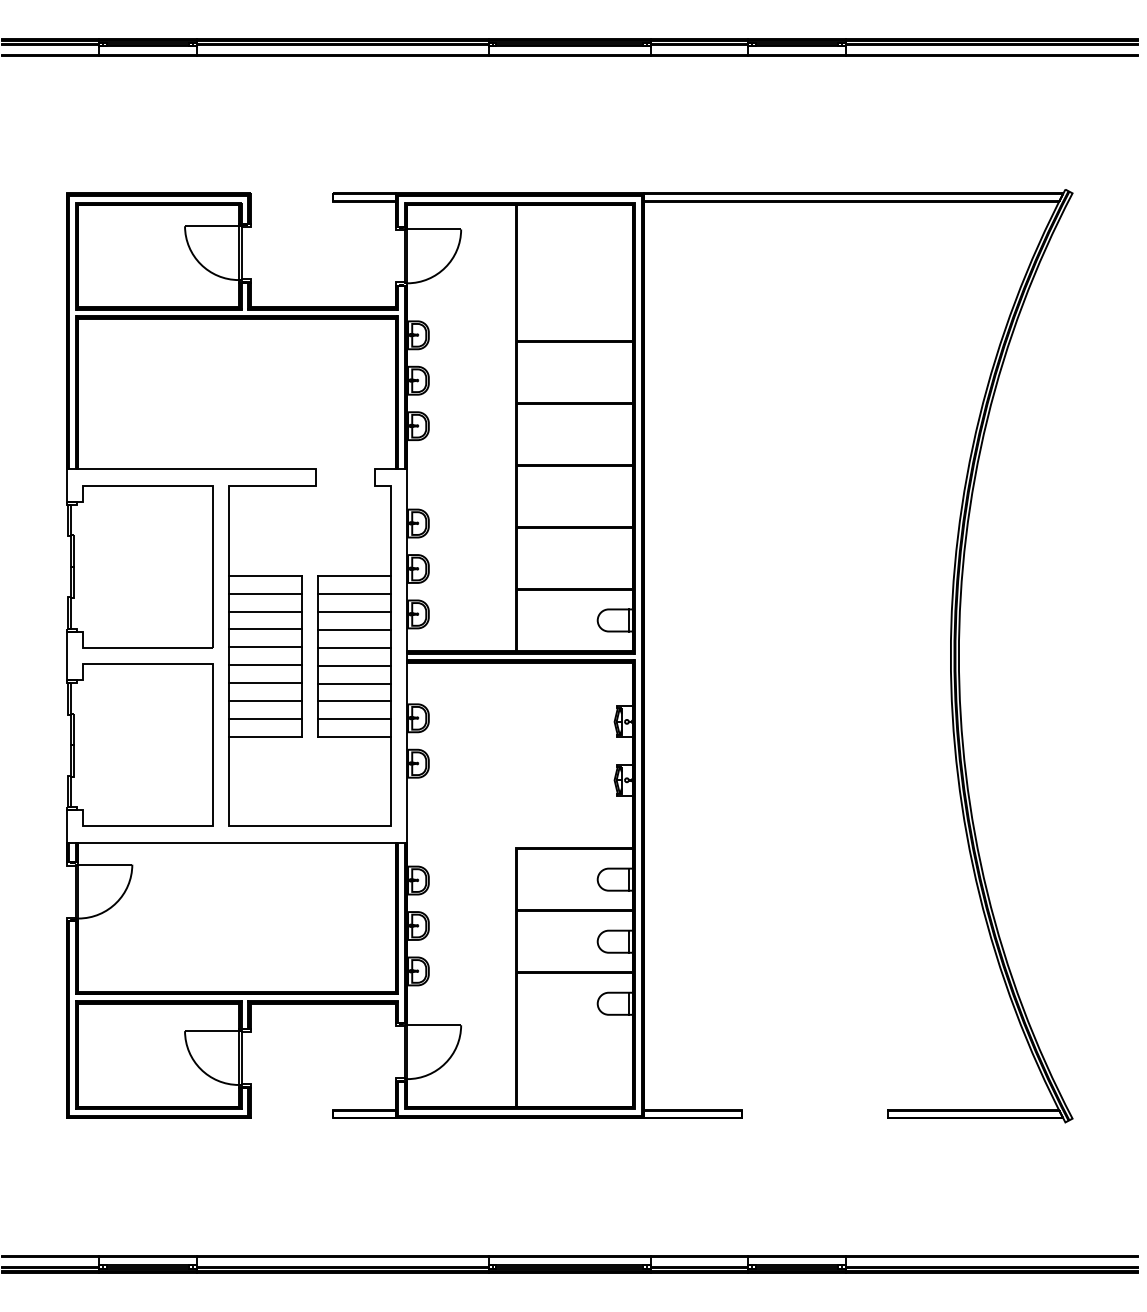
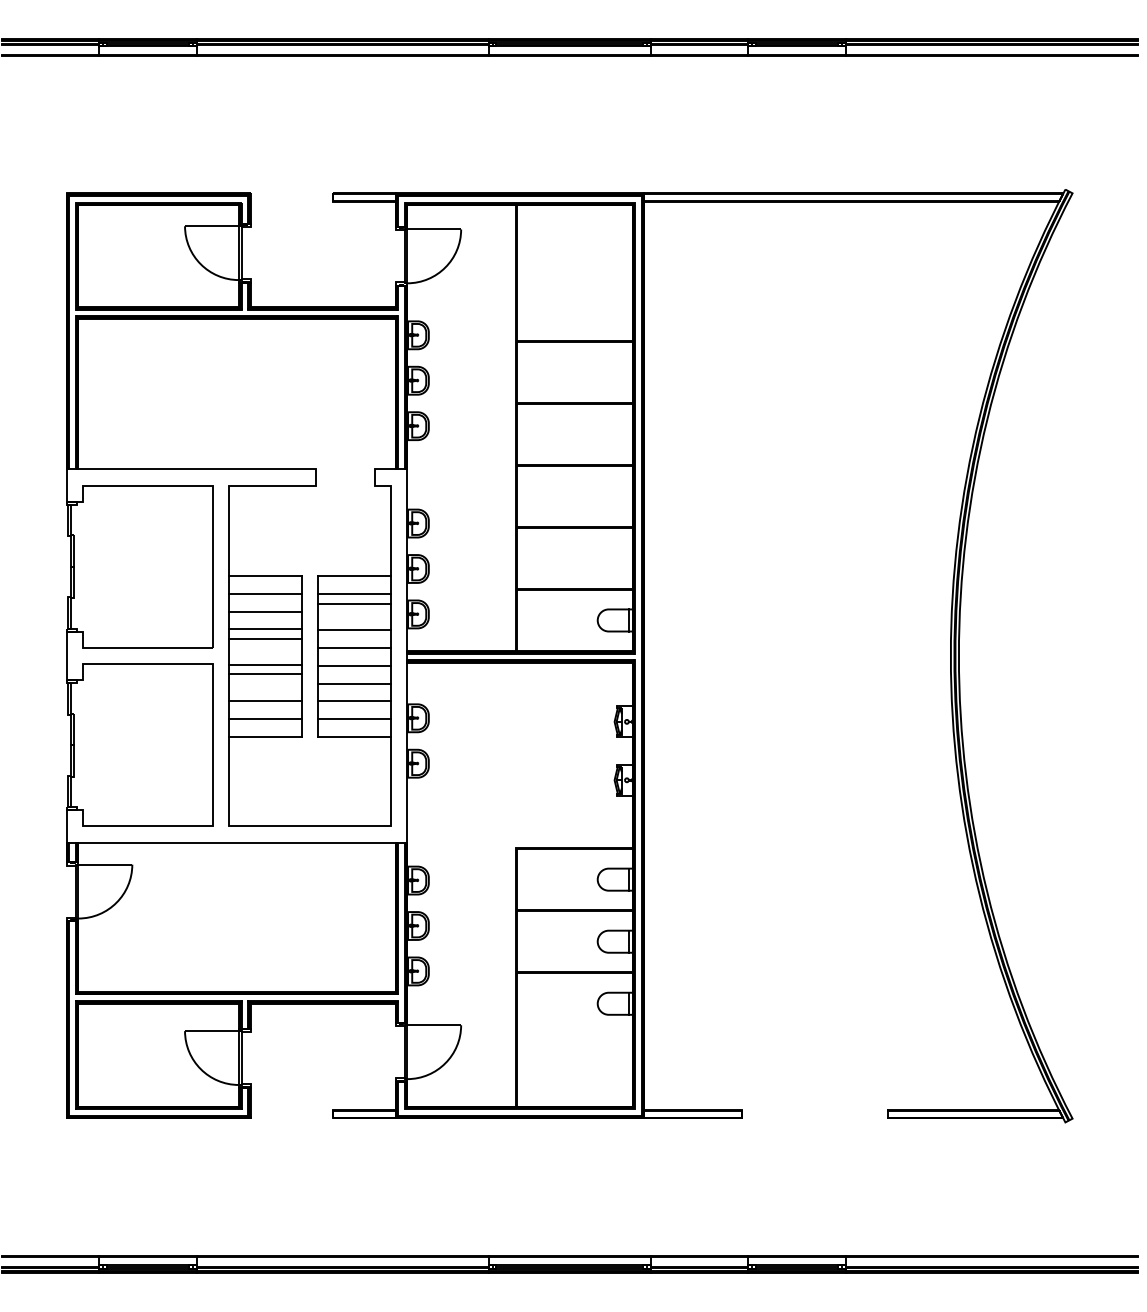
line position: (354, 612) -> (354, 604) (354, 604)
line position: (265, 647) -> (265, 639) (265, 639)
line position: (265, 682) -> (265, 673) (265, 673)
